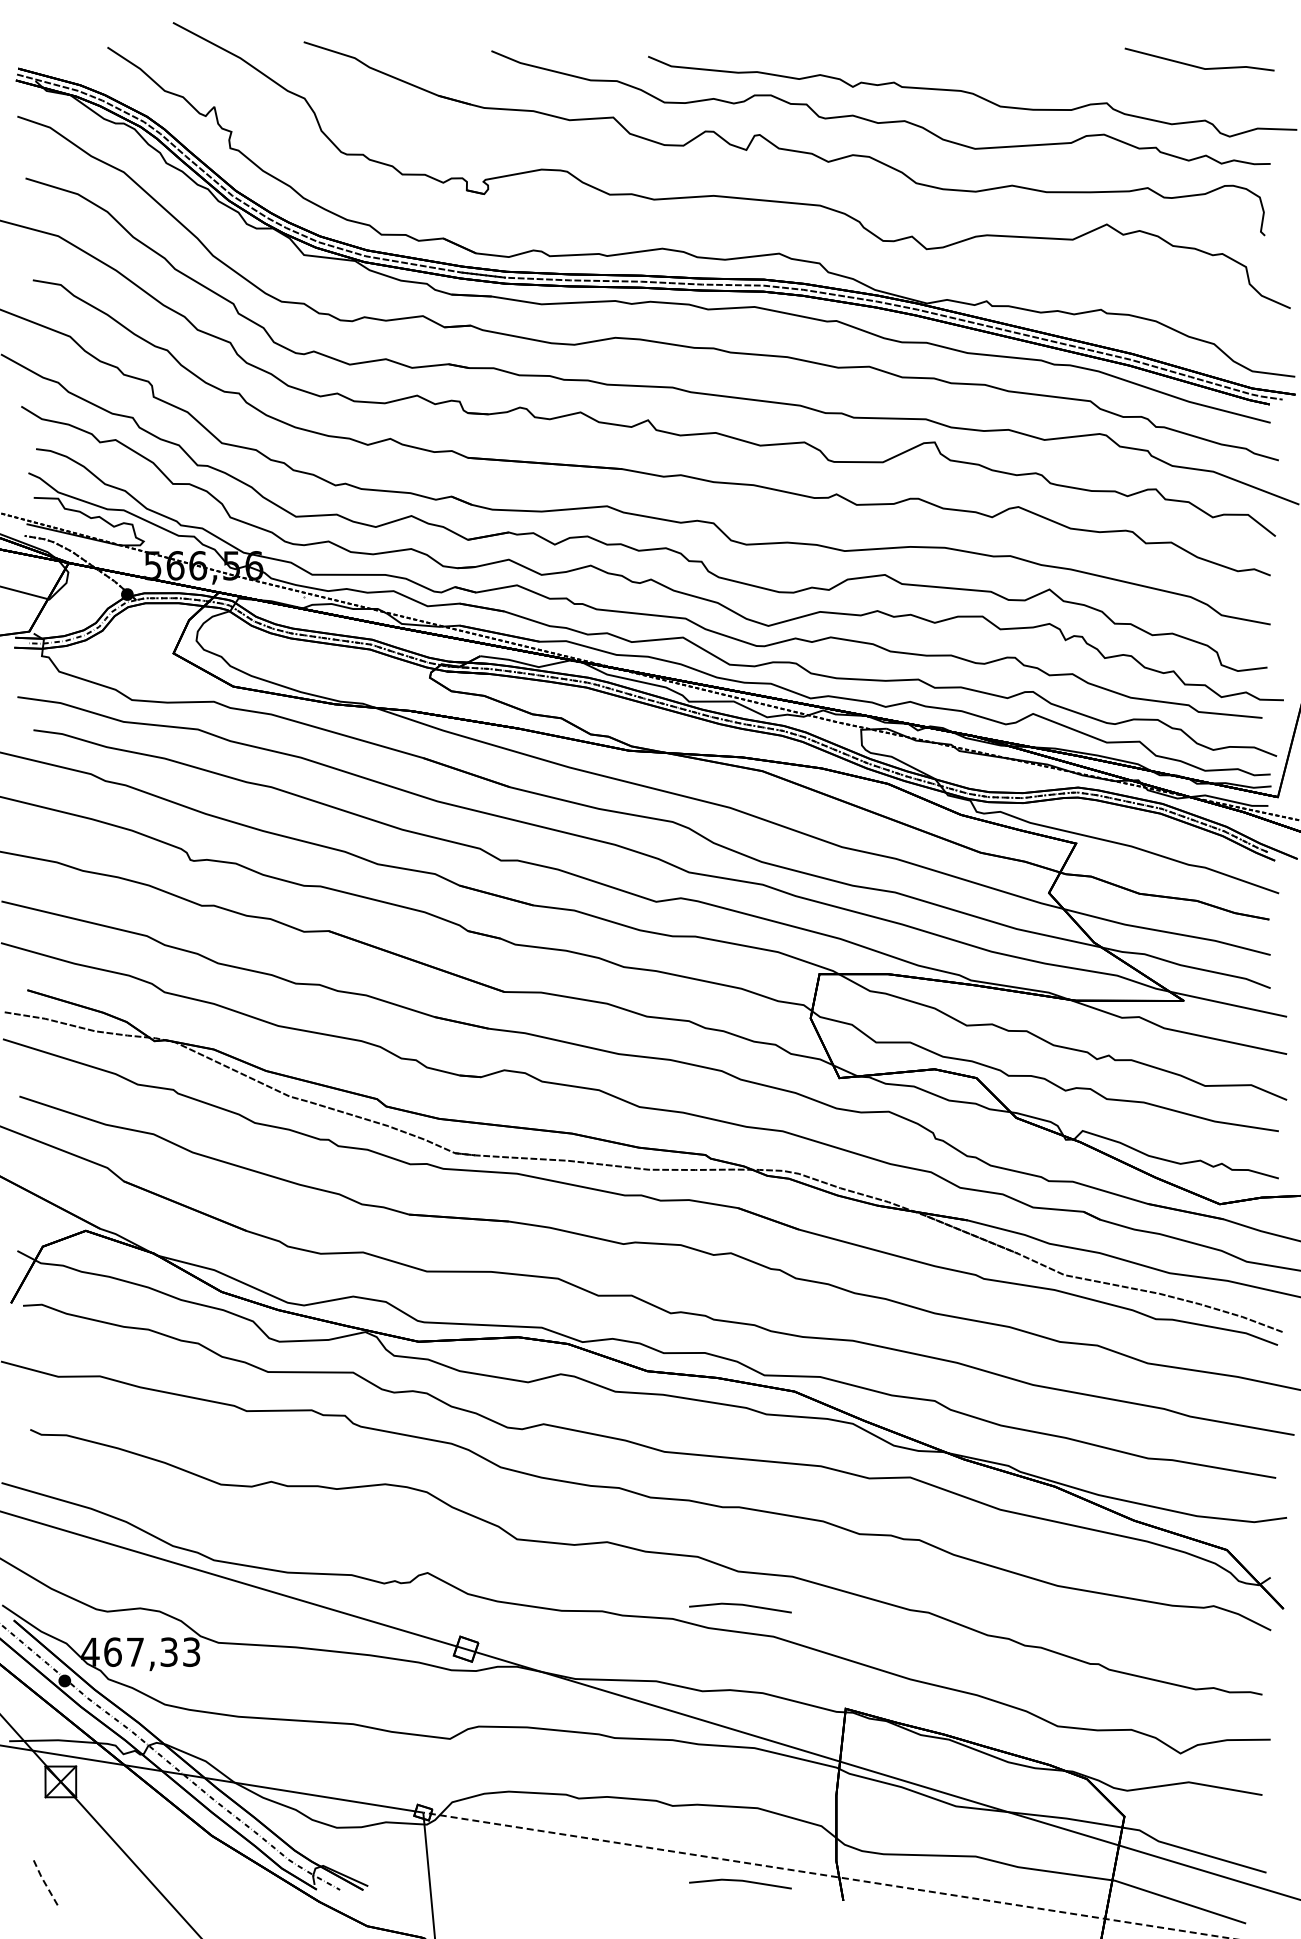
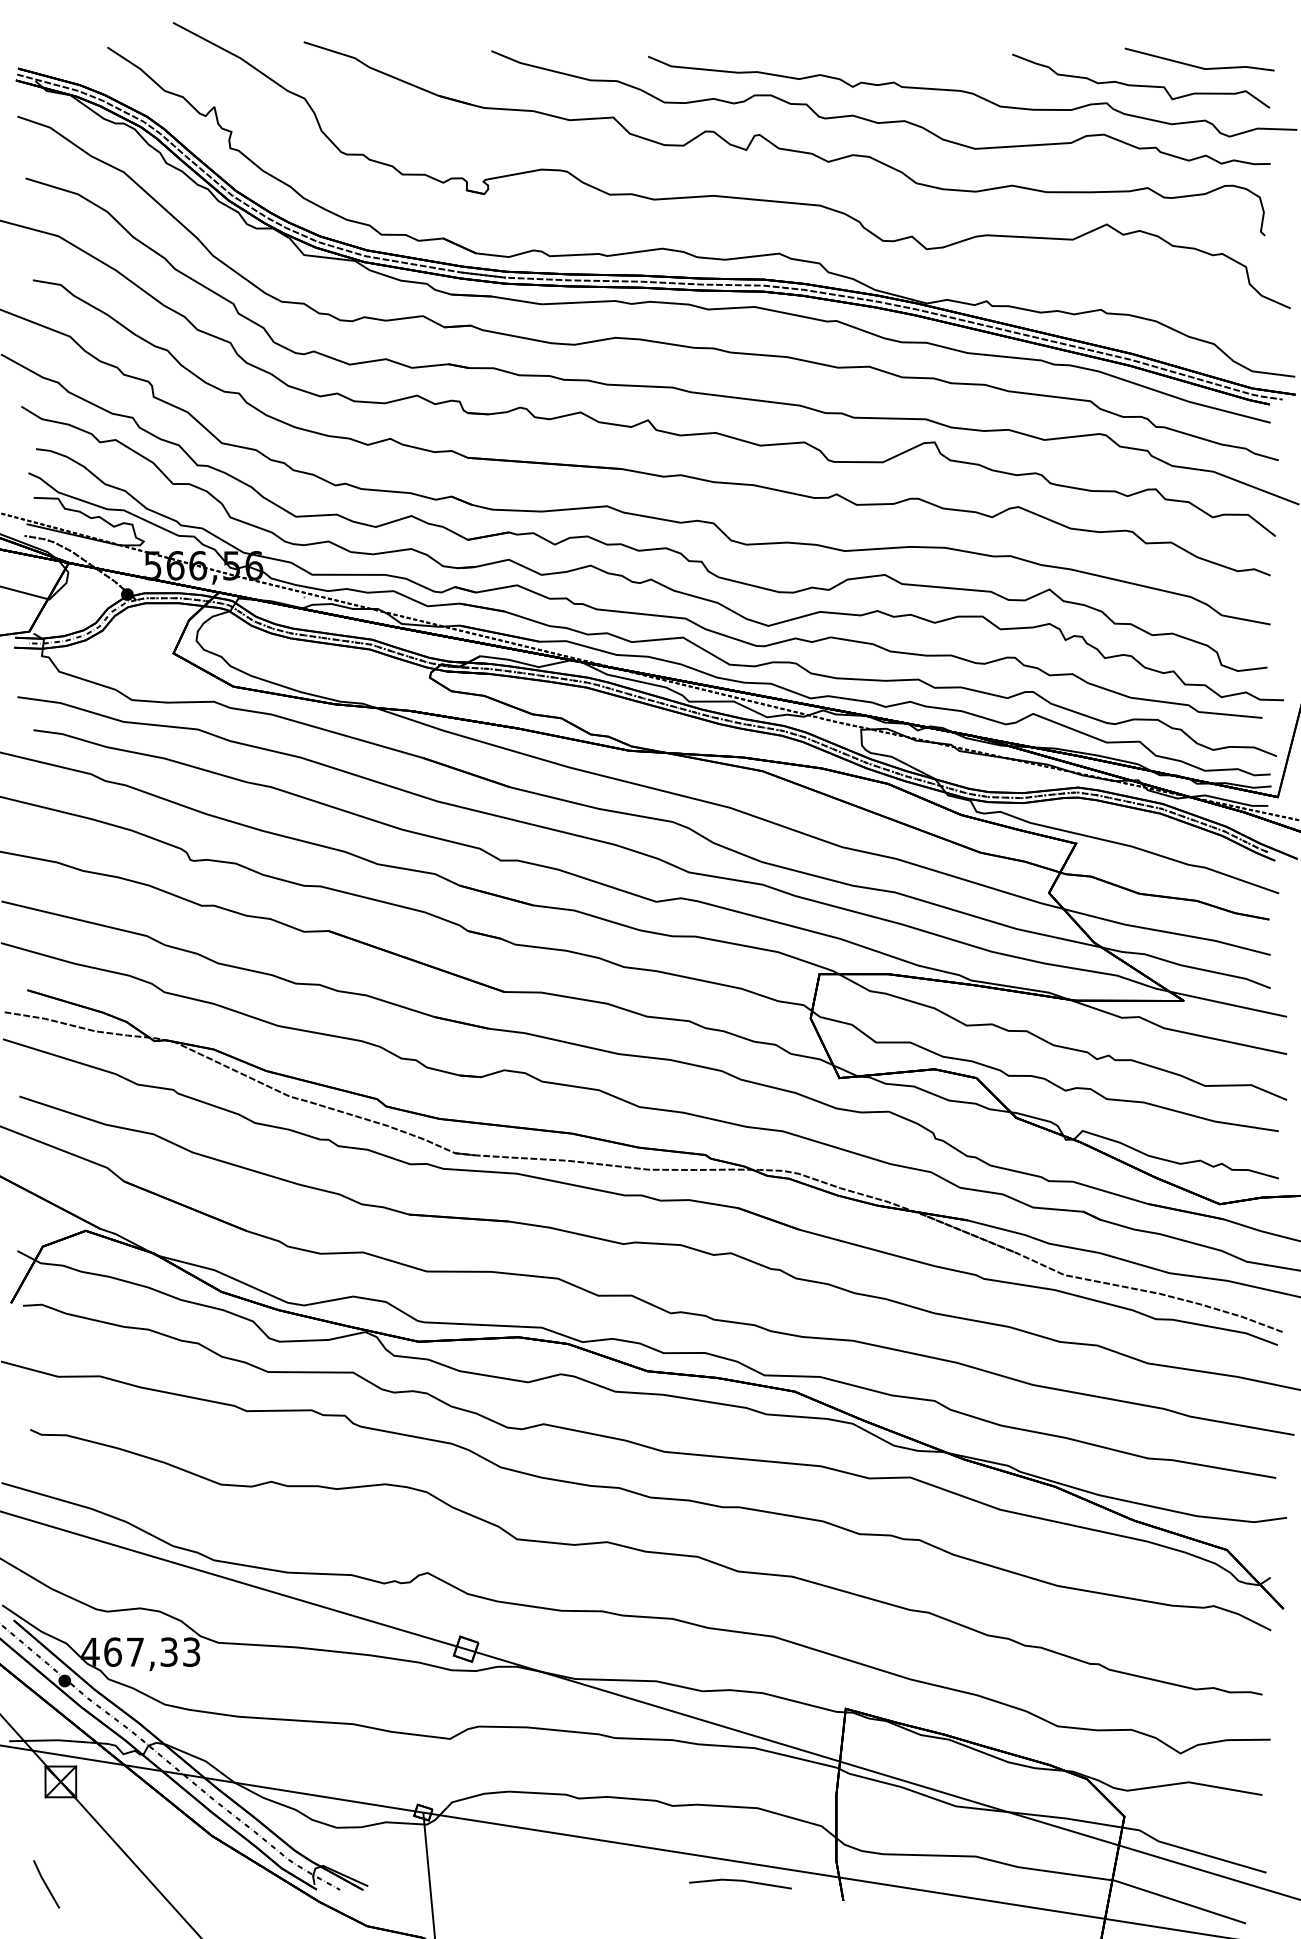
curve: none -> present (1138, 84)
line: present -> none (740, 1605)
line: dashed -> solid (828, 1875)
line: dashed -> solid (45, 1884)
